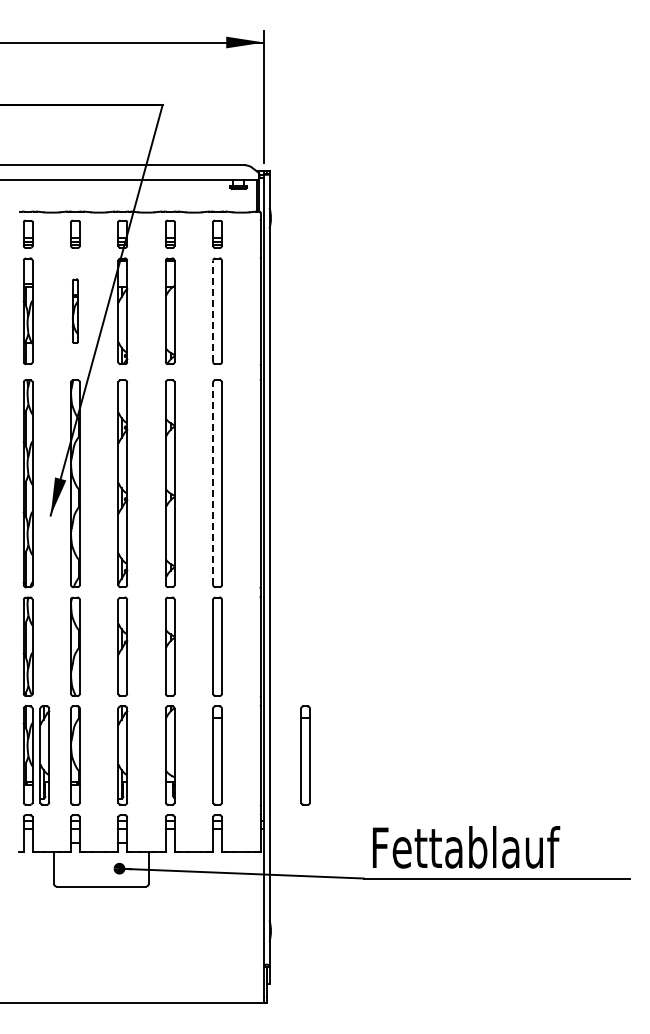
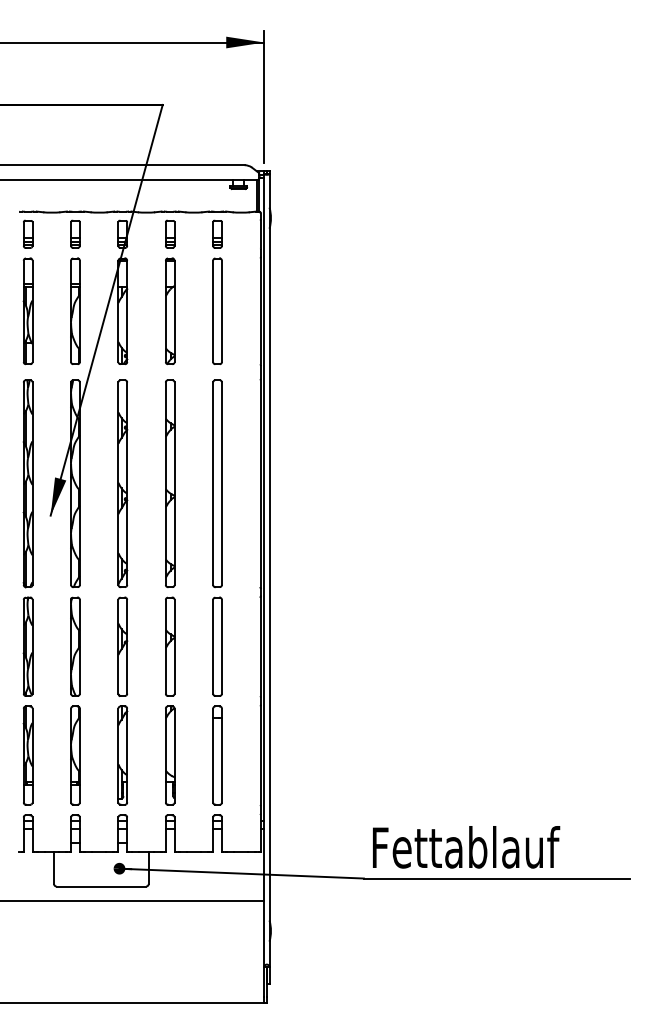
part size: 8x66 px -> 11x108 px (75, 310)
line: dashed -> solid (213, 311)
line: dashed -> solid (213, 483)
part: present -> none (44, 755)
part: present -> none (305, 755)
line: none -> present (133, 900)
